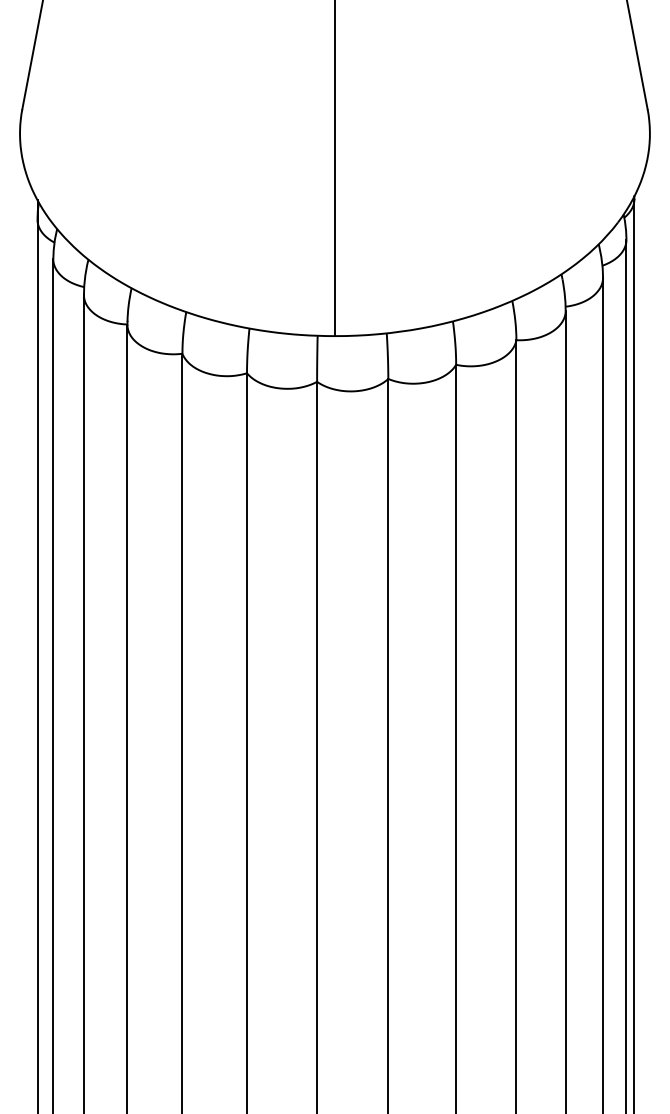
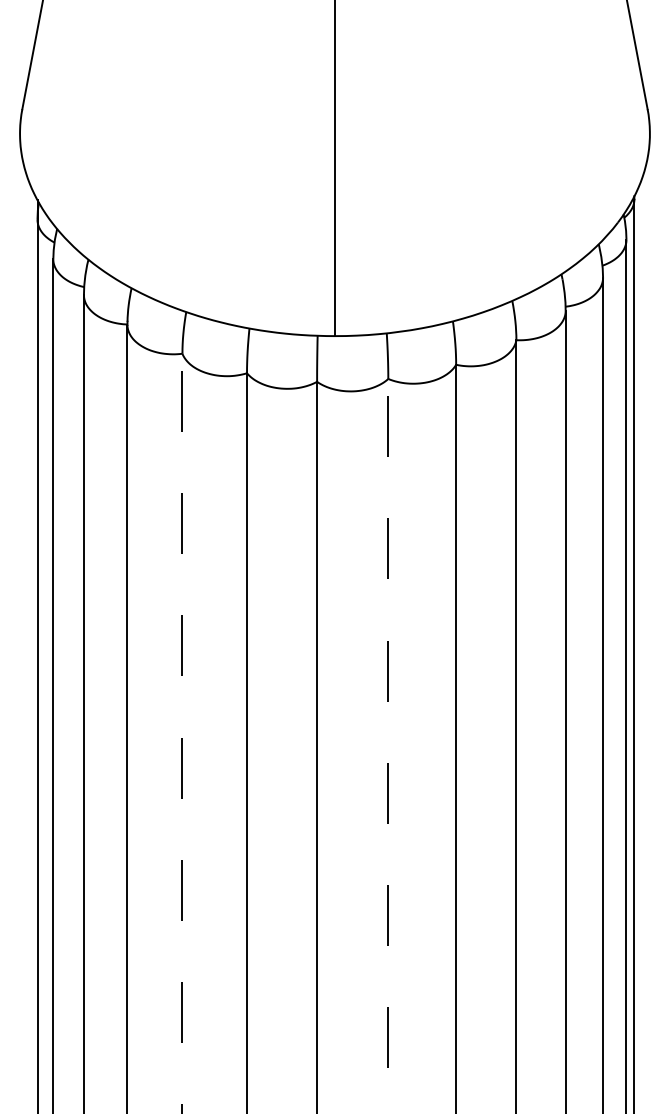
line: solid -> dashed (182, 733)
line: solid -> dashed (388, 745)
